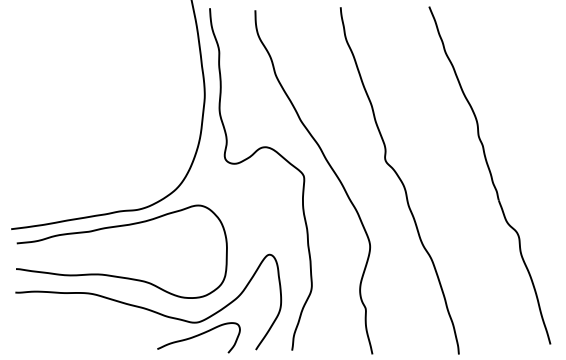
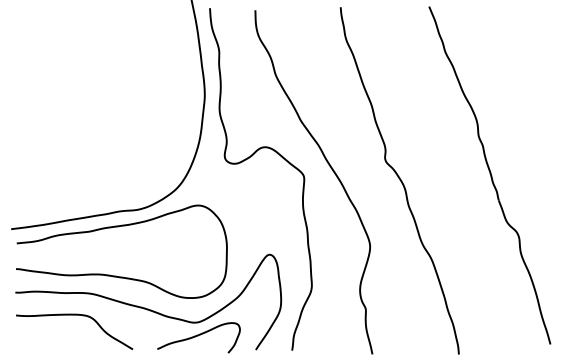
curve: none -> present (74, 315)
